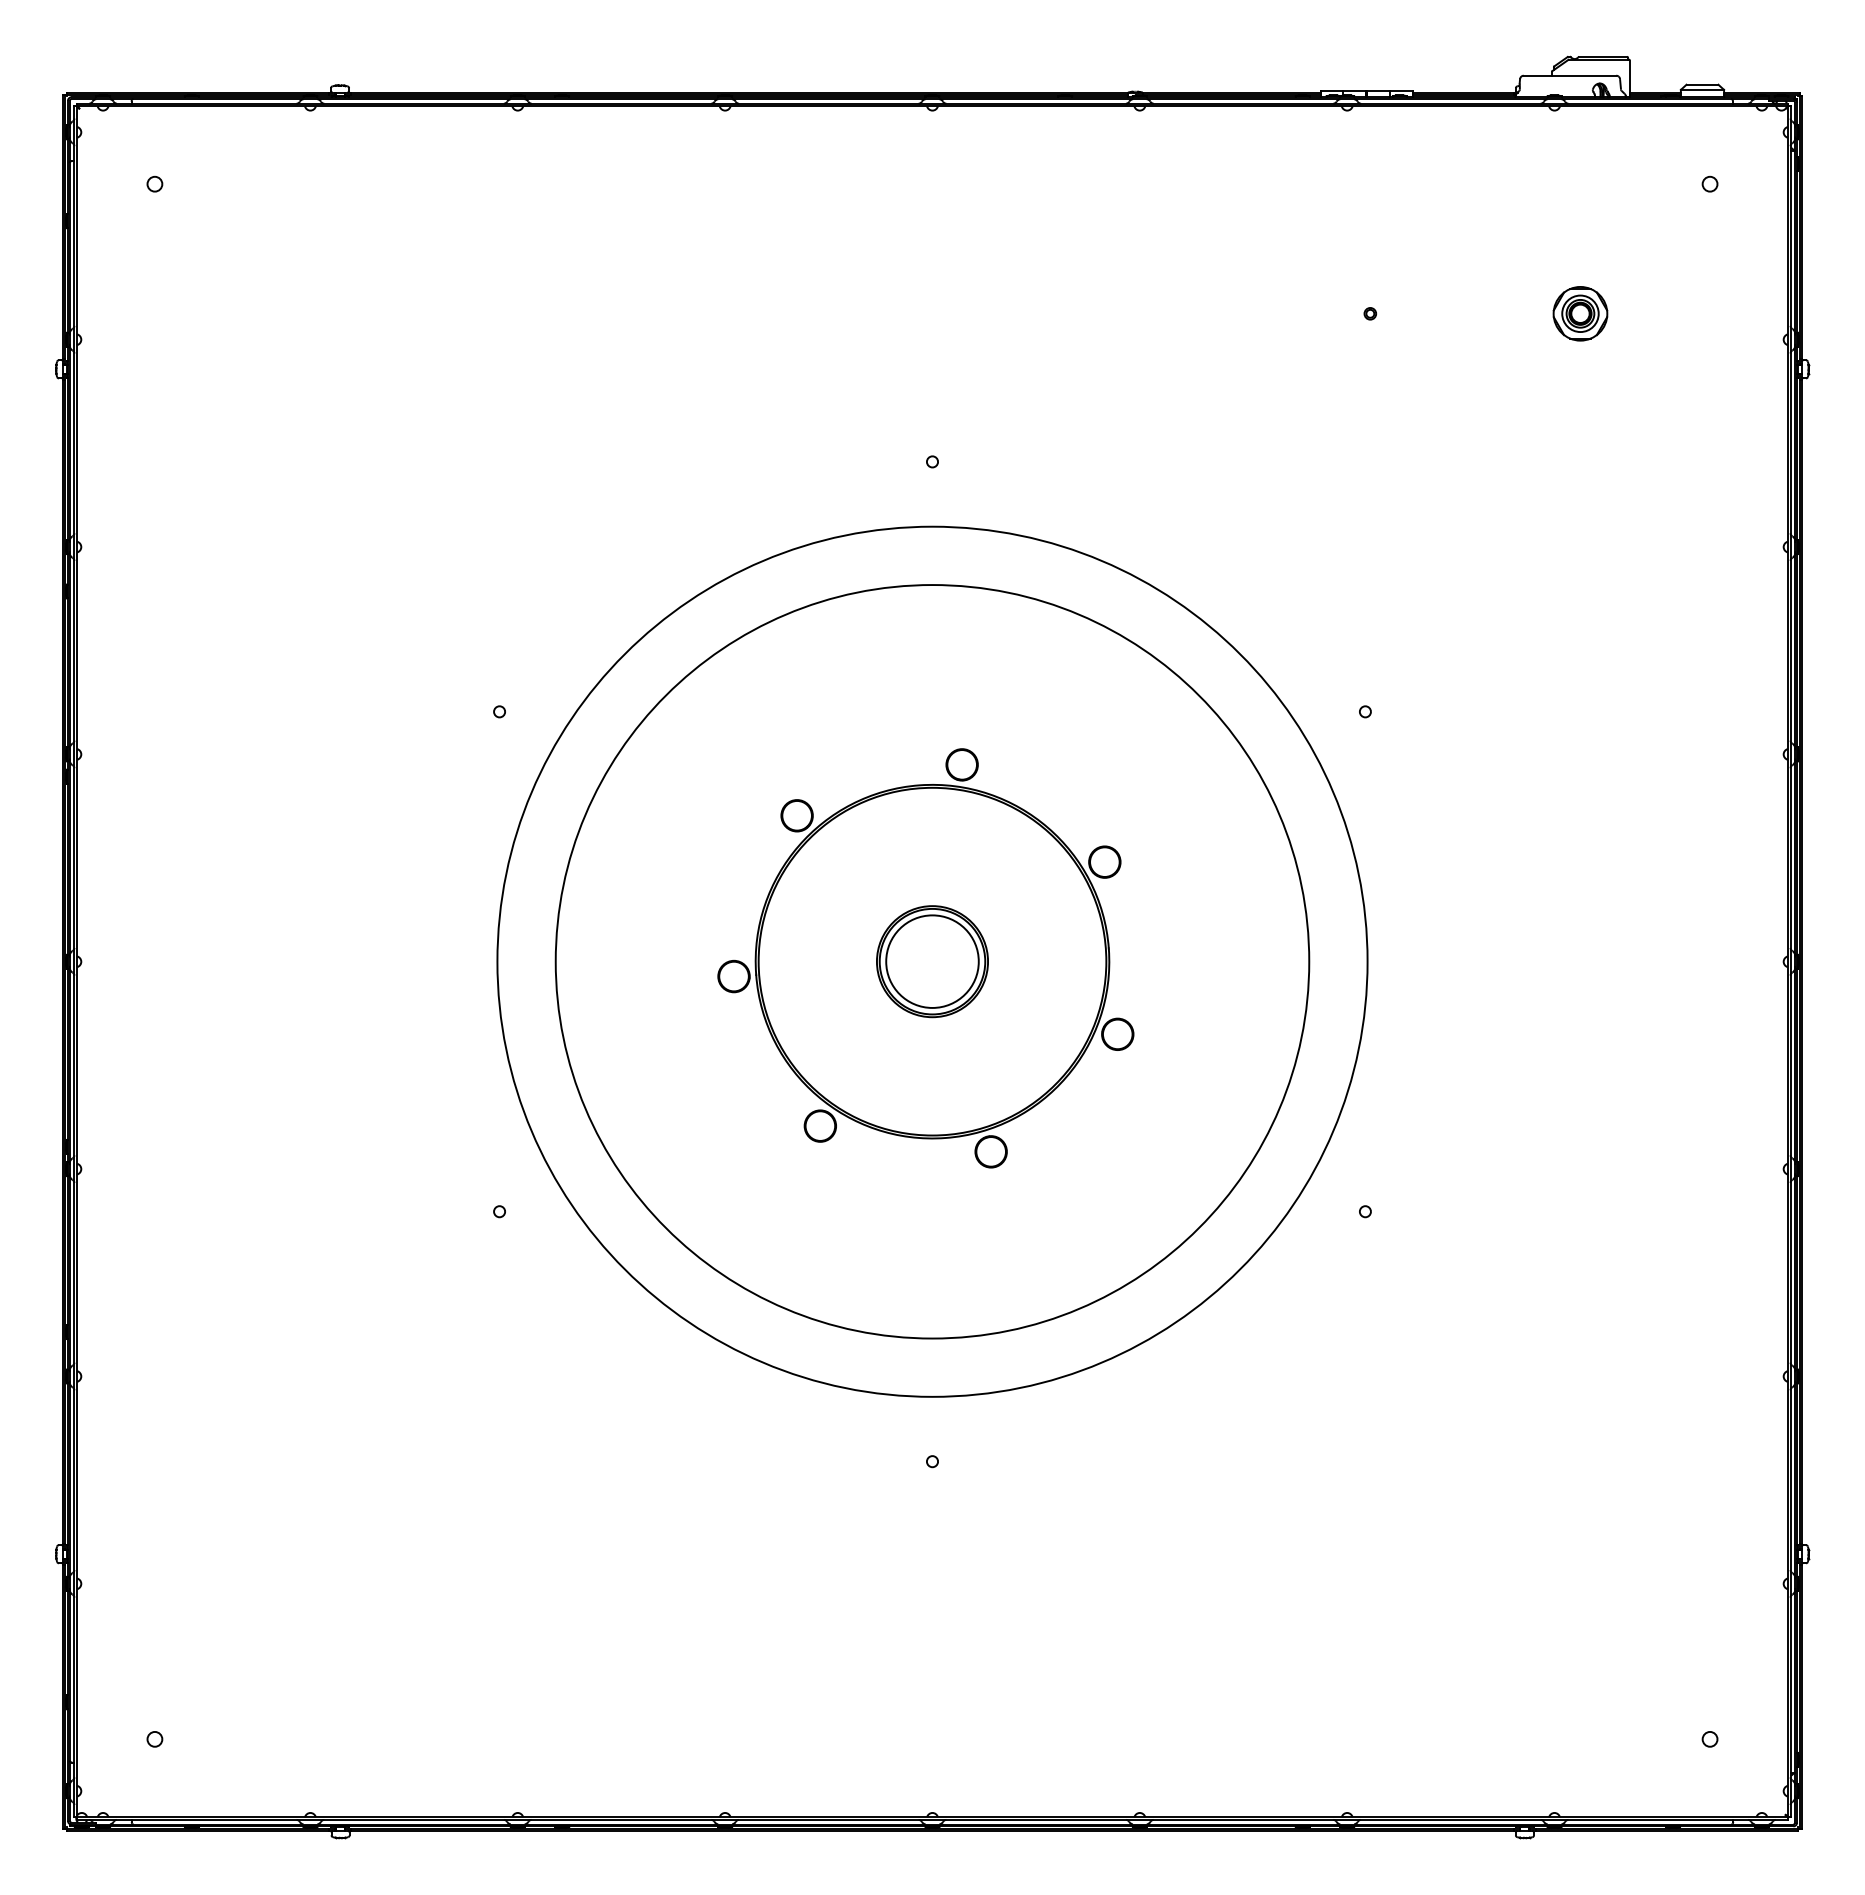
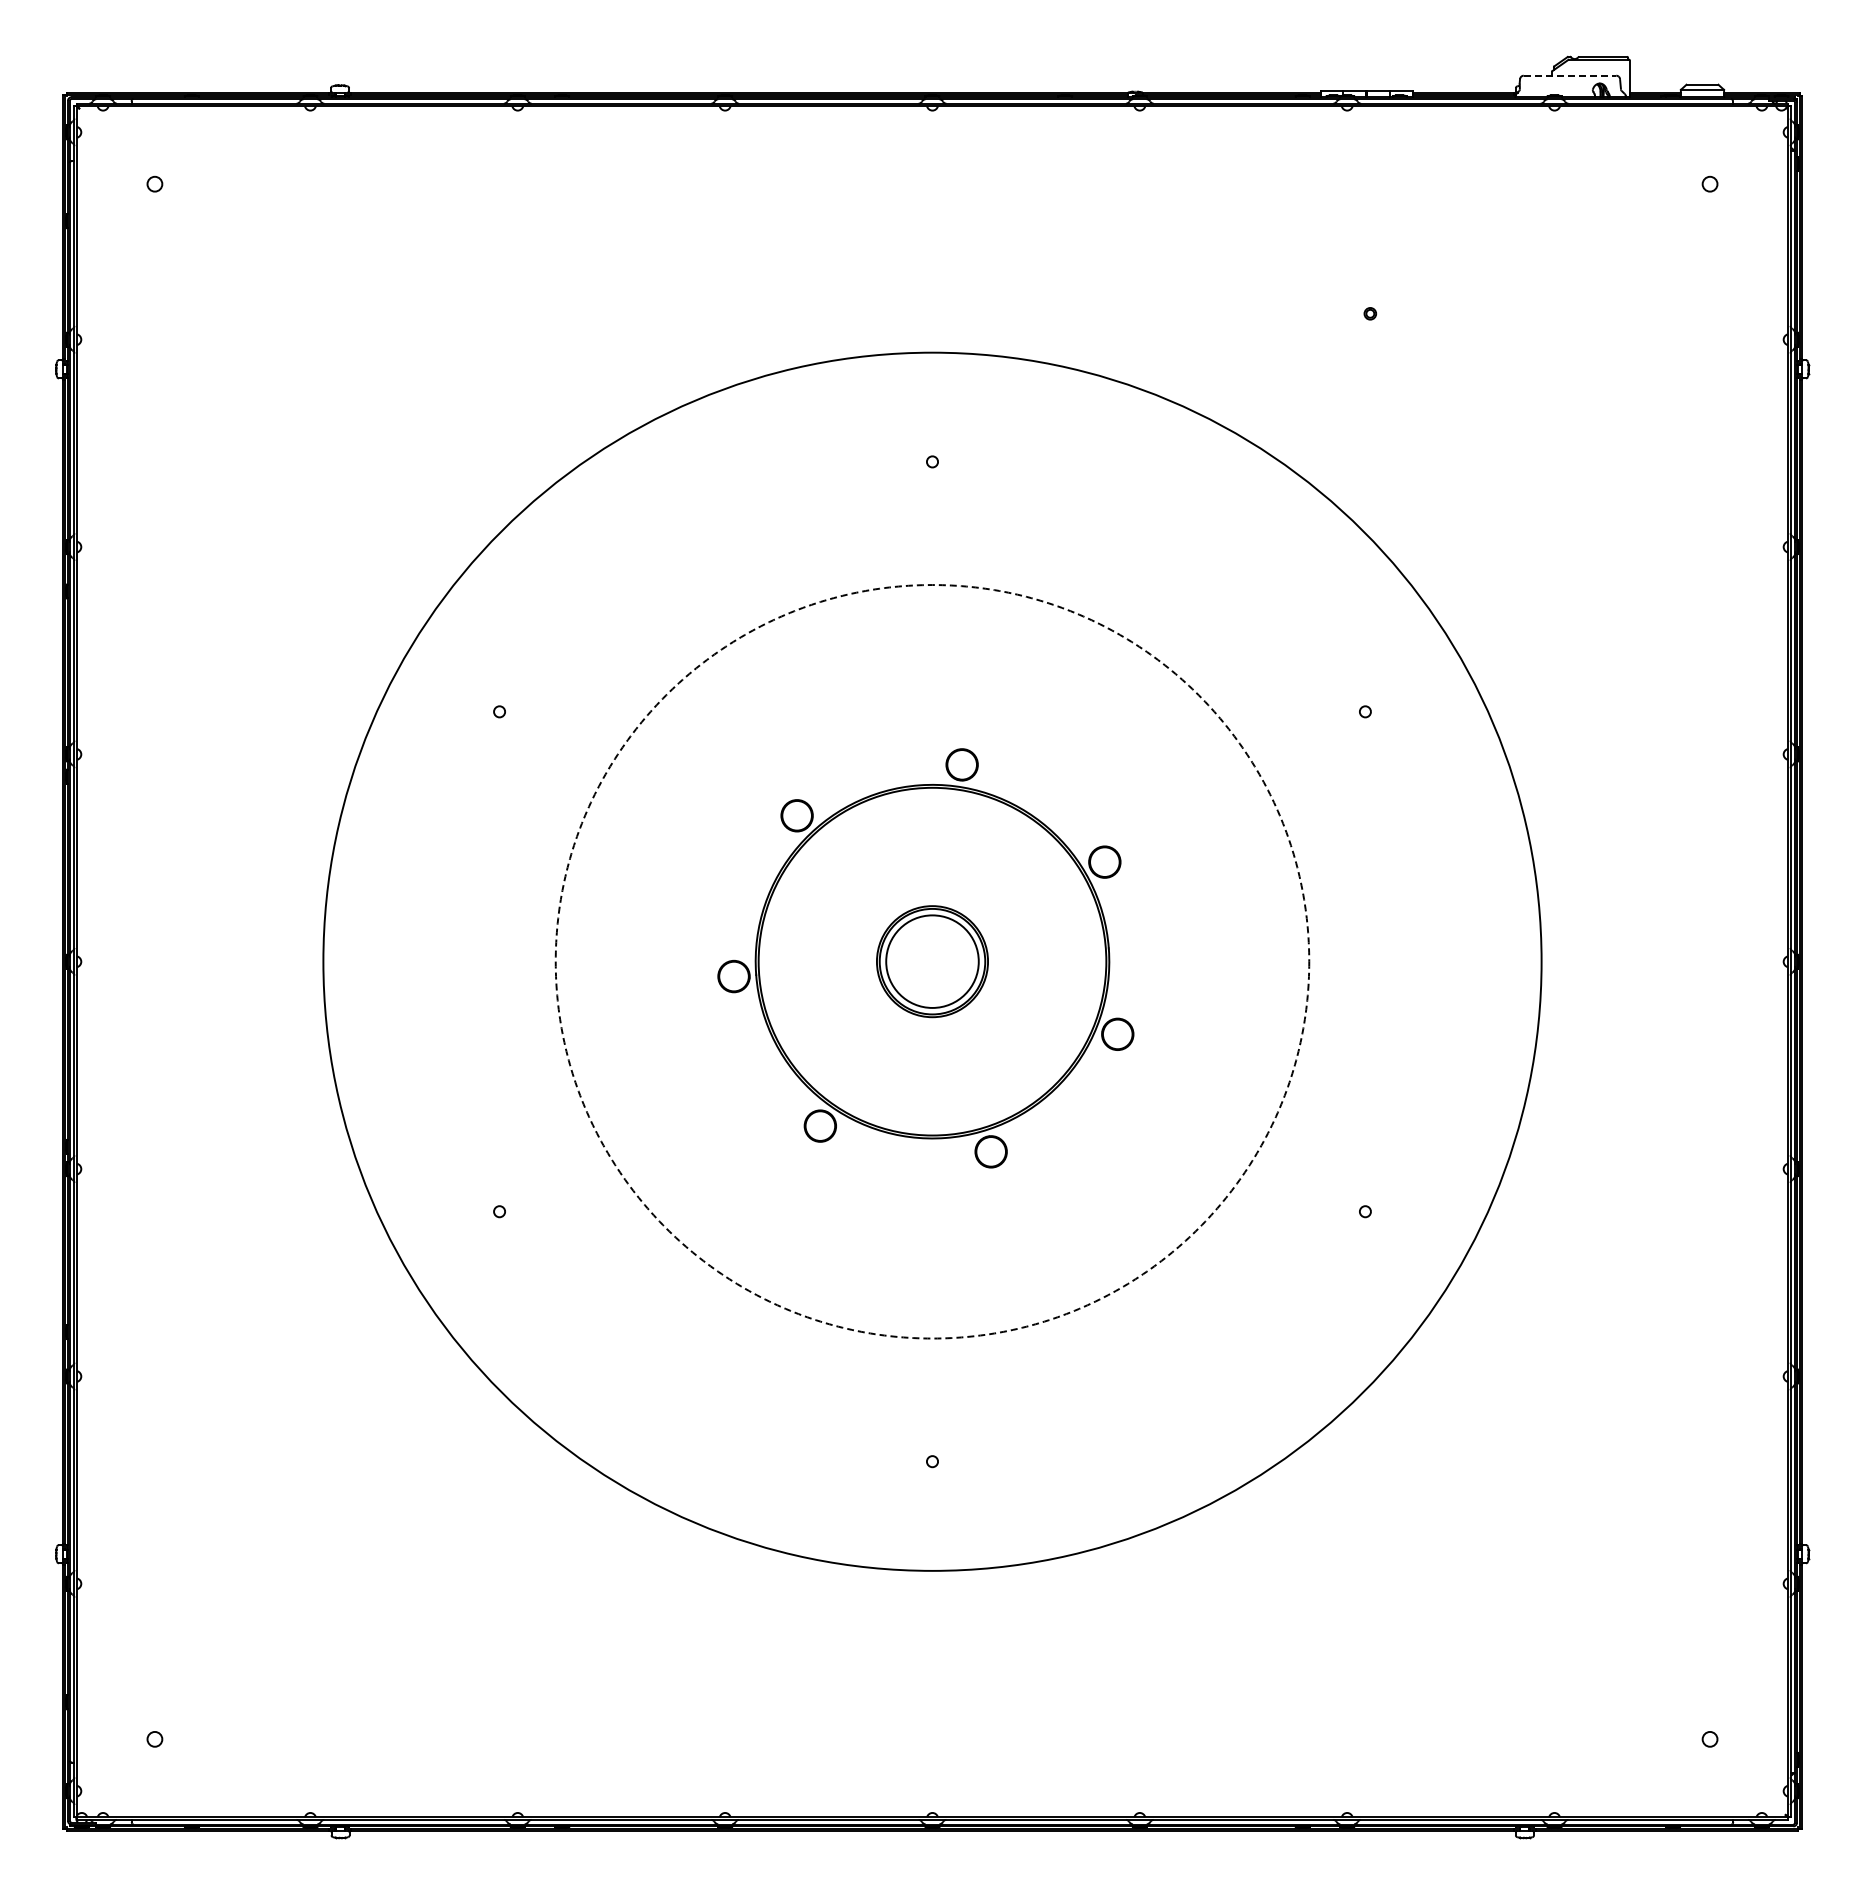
line: solid -> dashed (1570, 75)
part: present -> none (1580, 313)
circle diameter: 870 px -> 1218 px (932, 961)
circle: solid -> dashed (932, 961)
